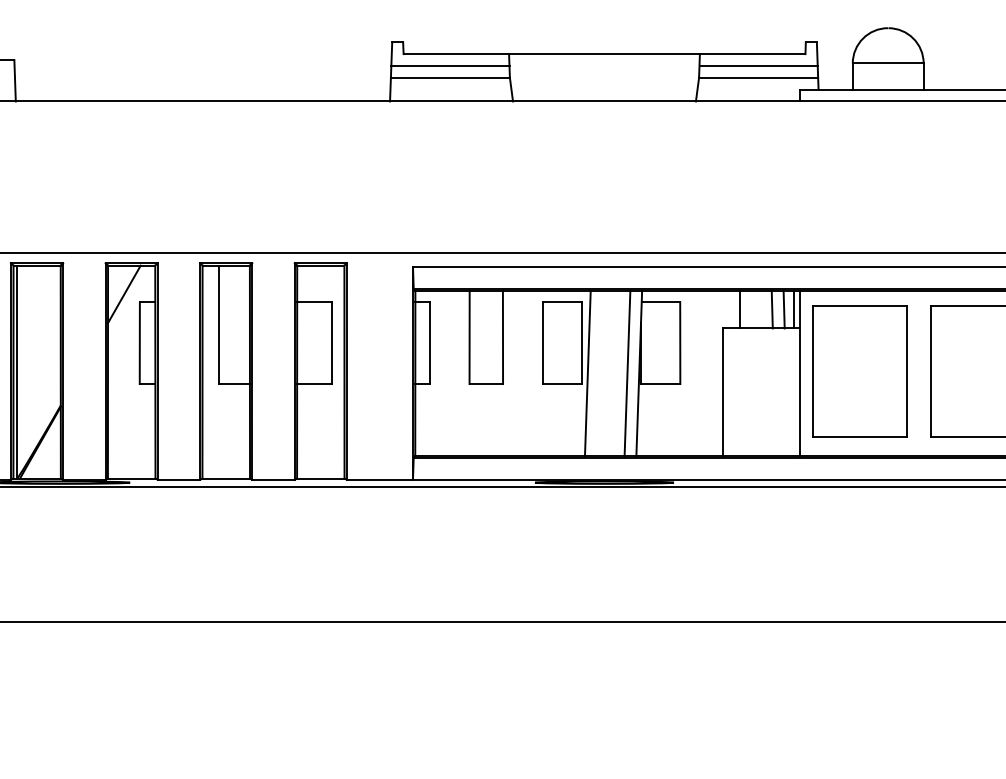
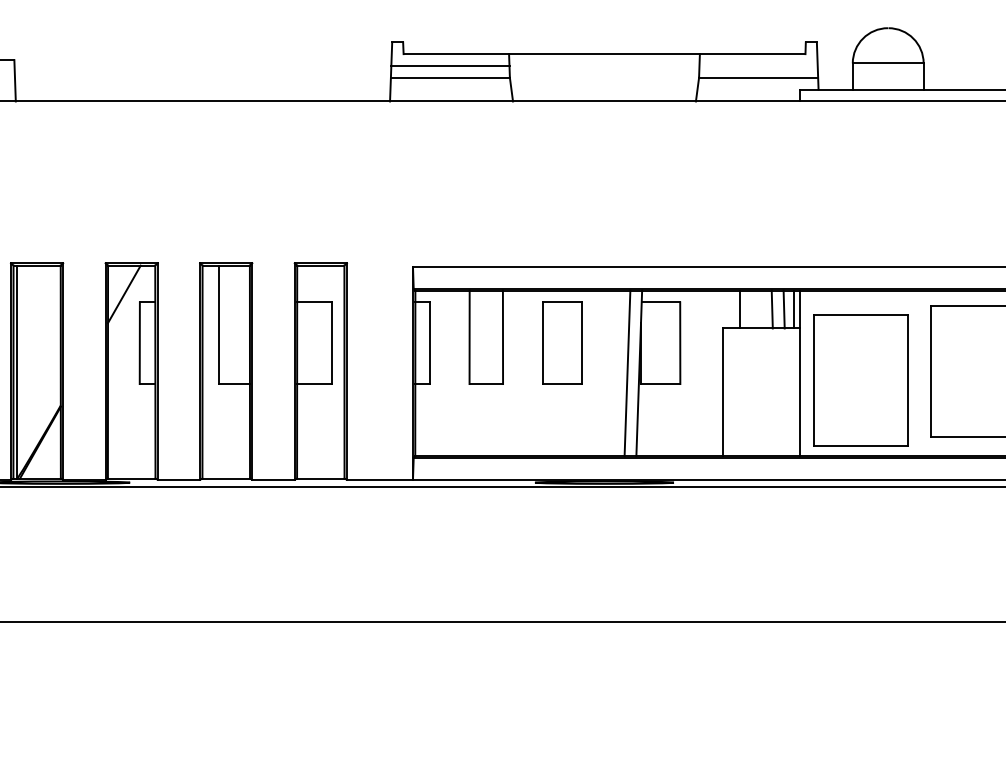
line: present -> none (758, 65)
line: present -> none (502, 253)
part position: (859, 371) -> (860, 380) (860, 380)
line: present -> none (587, 373)
